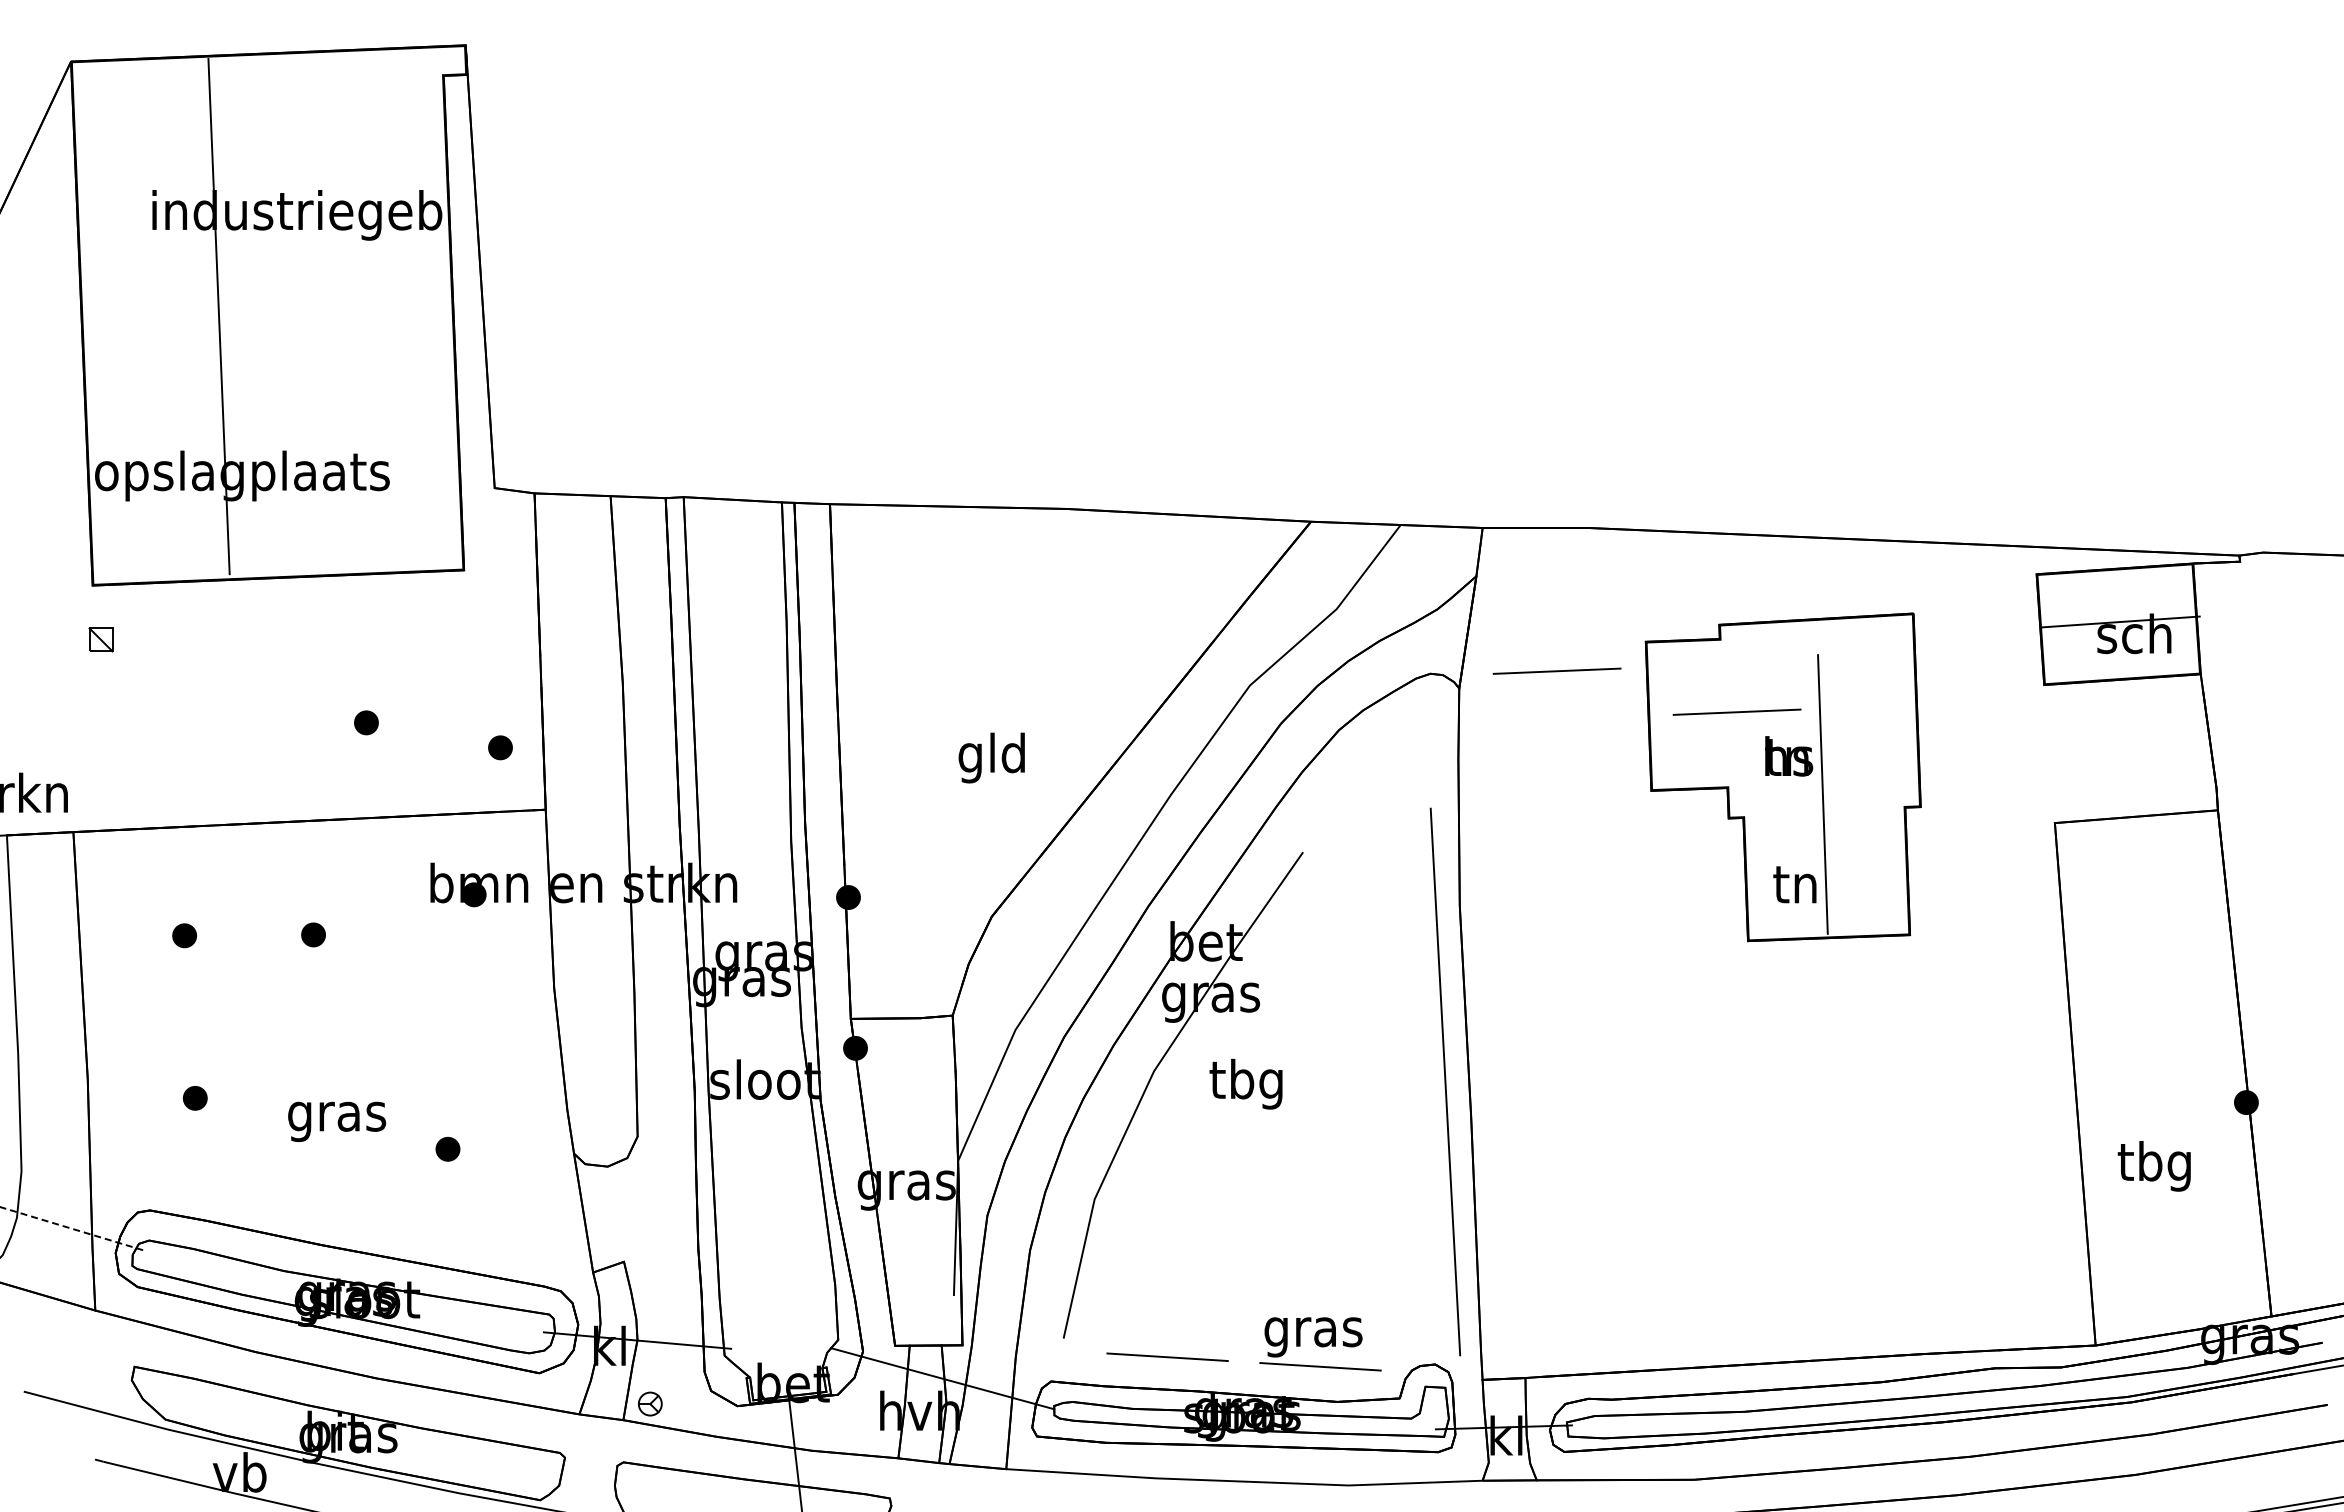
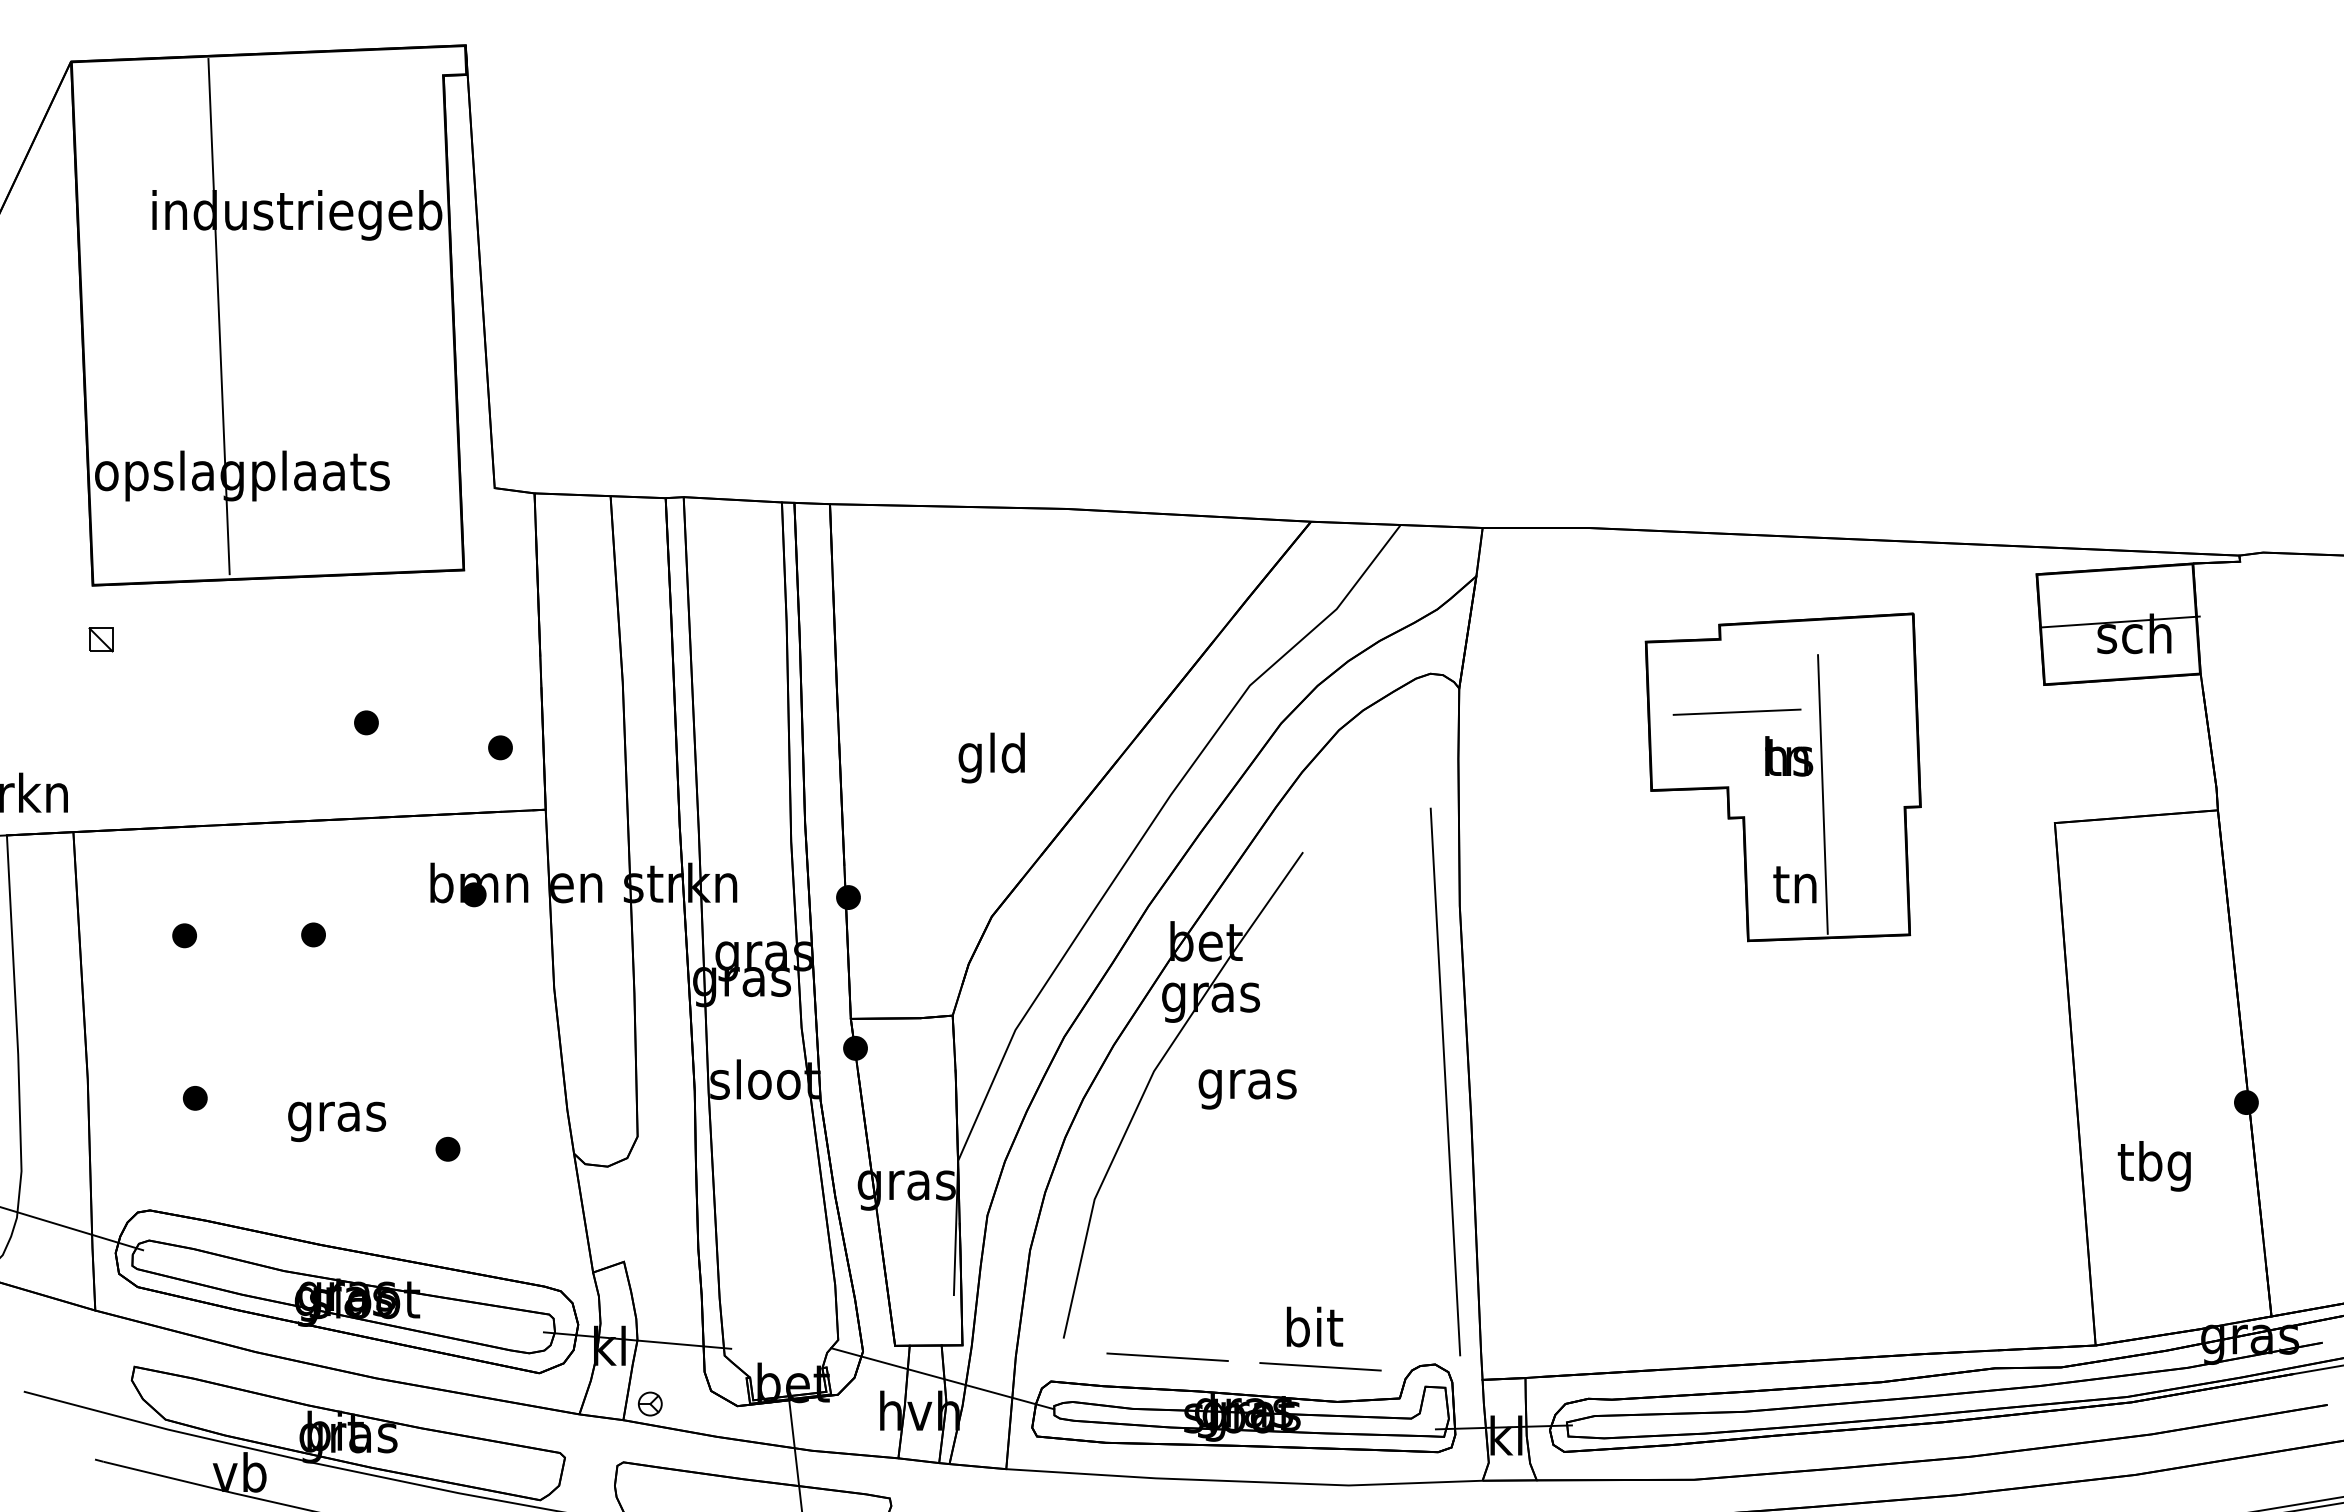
line: present -> none (1556, 670)
text: tbg -> gras (1247, 1083)
line: dashed -> solid (71, 1228)
text: gras -> bit (1313, 1331)
